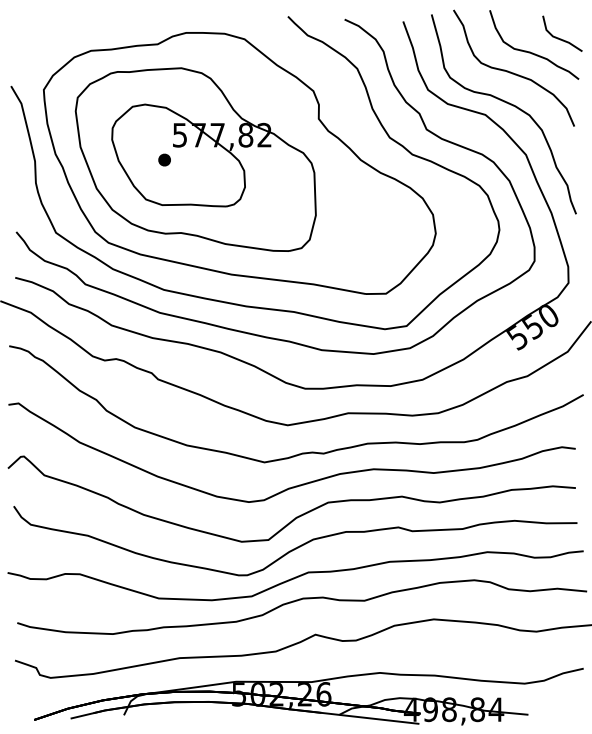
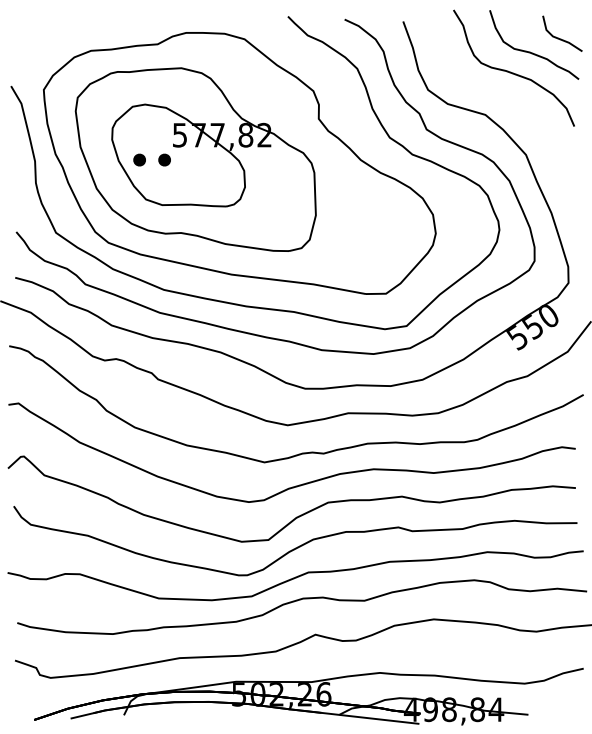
curve: present -> none (508, 104)
part: none -> present (139, 159)
